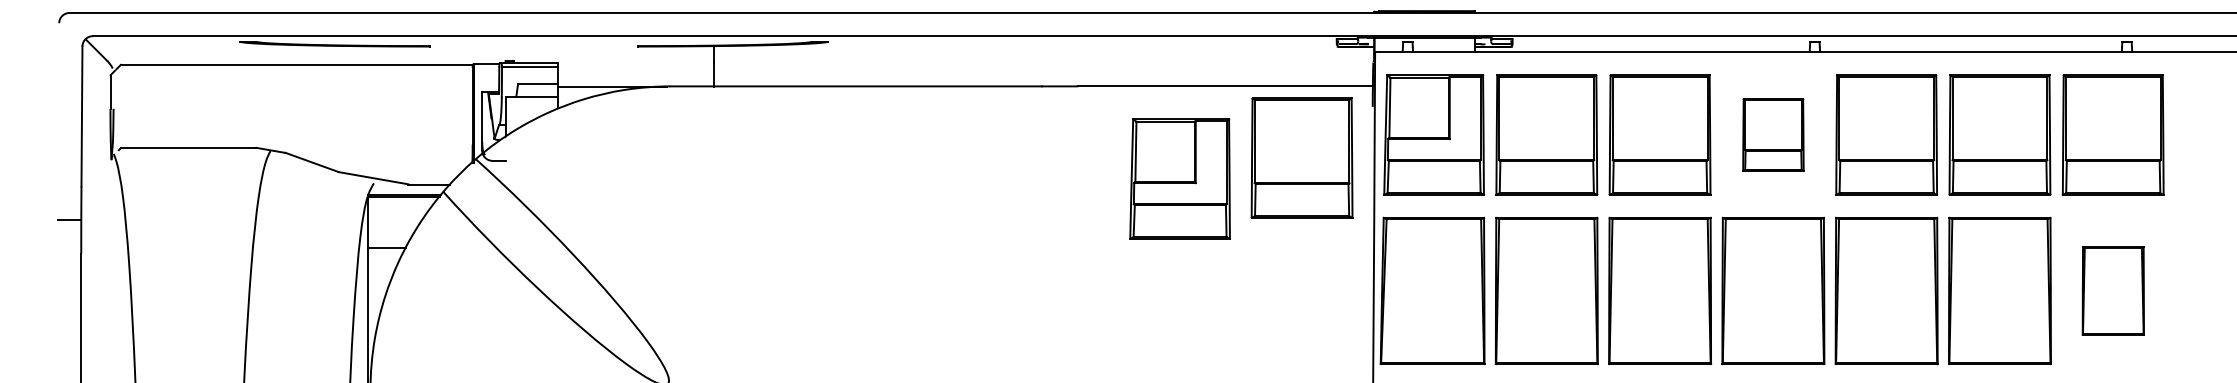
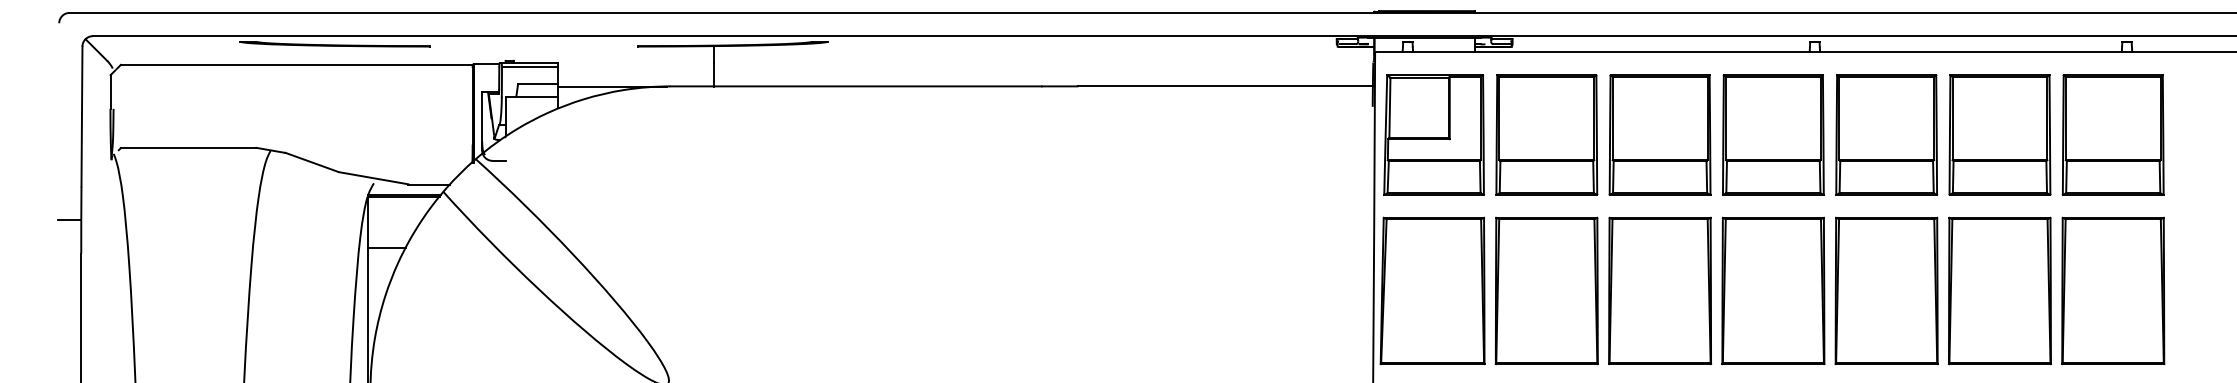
part size: 63x74 px -> 103x122 px (1773, 134)
part: present -> none (1301, 157)
part: present -> none (1179, 178)
part size: 64x90 px -> 105x150 px (2113, 290)
